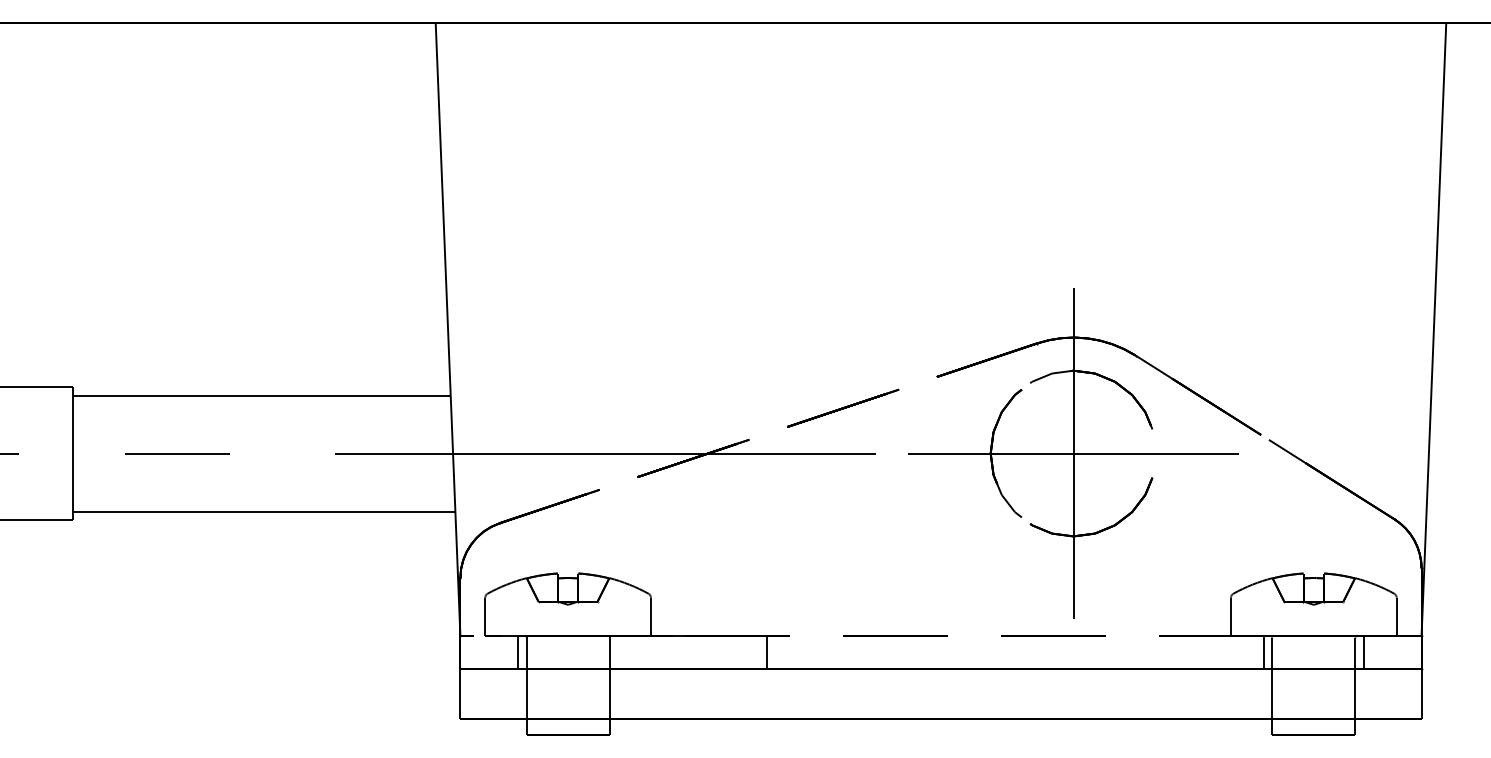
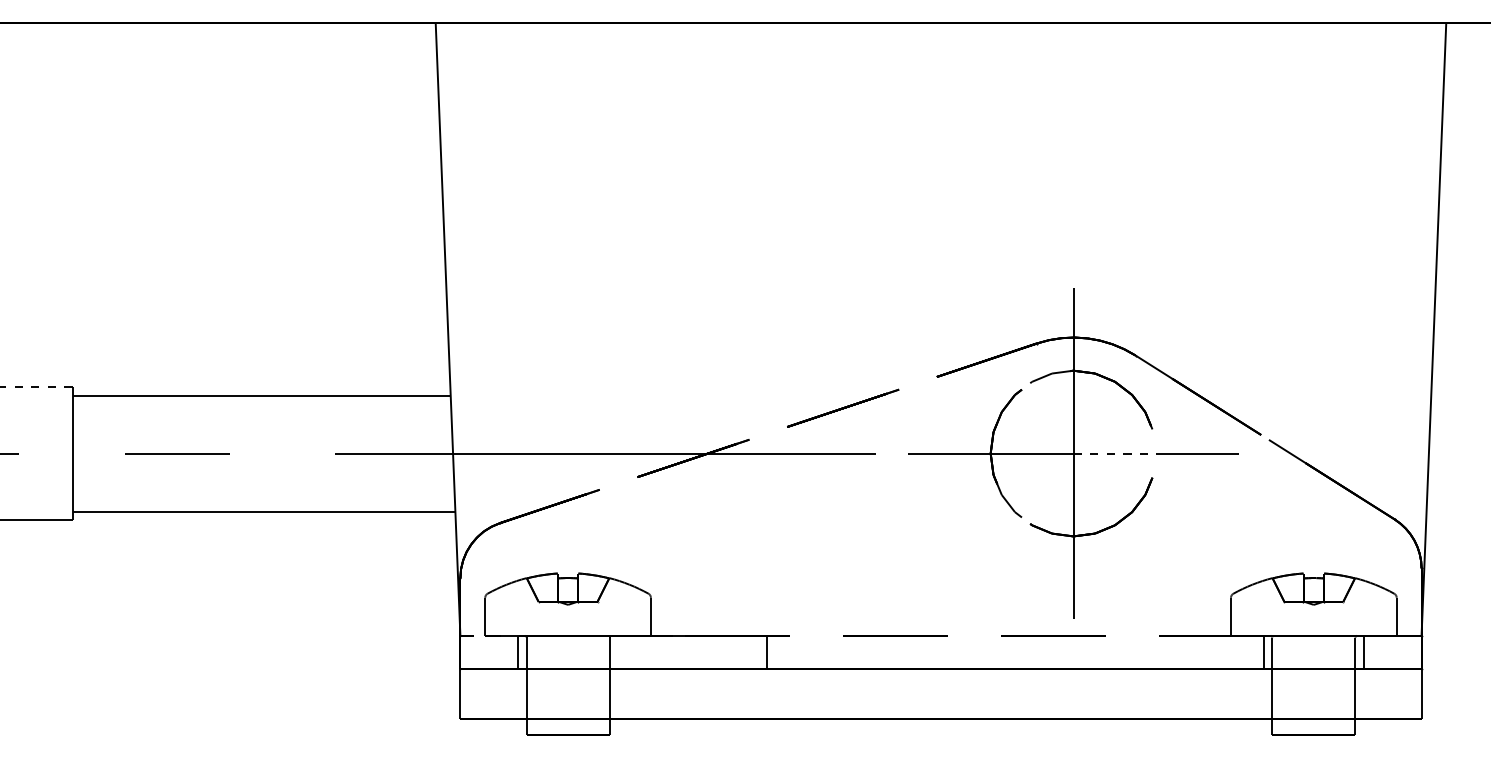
line: solid -> dashed (36, 387)
line: solid -> dashed (1115, 453)
